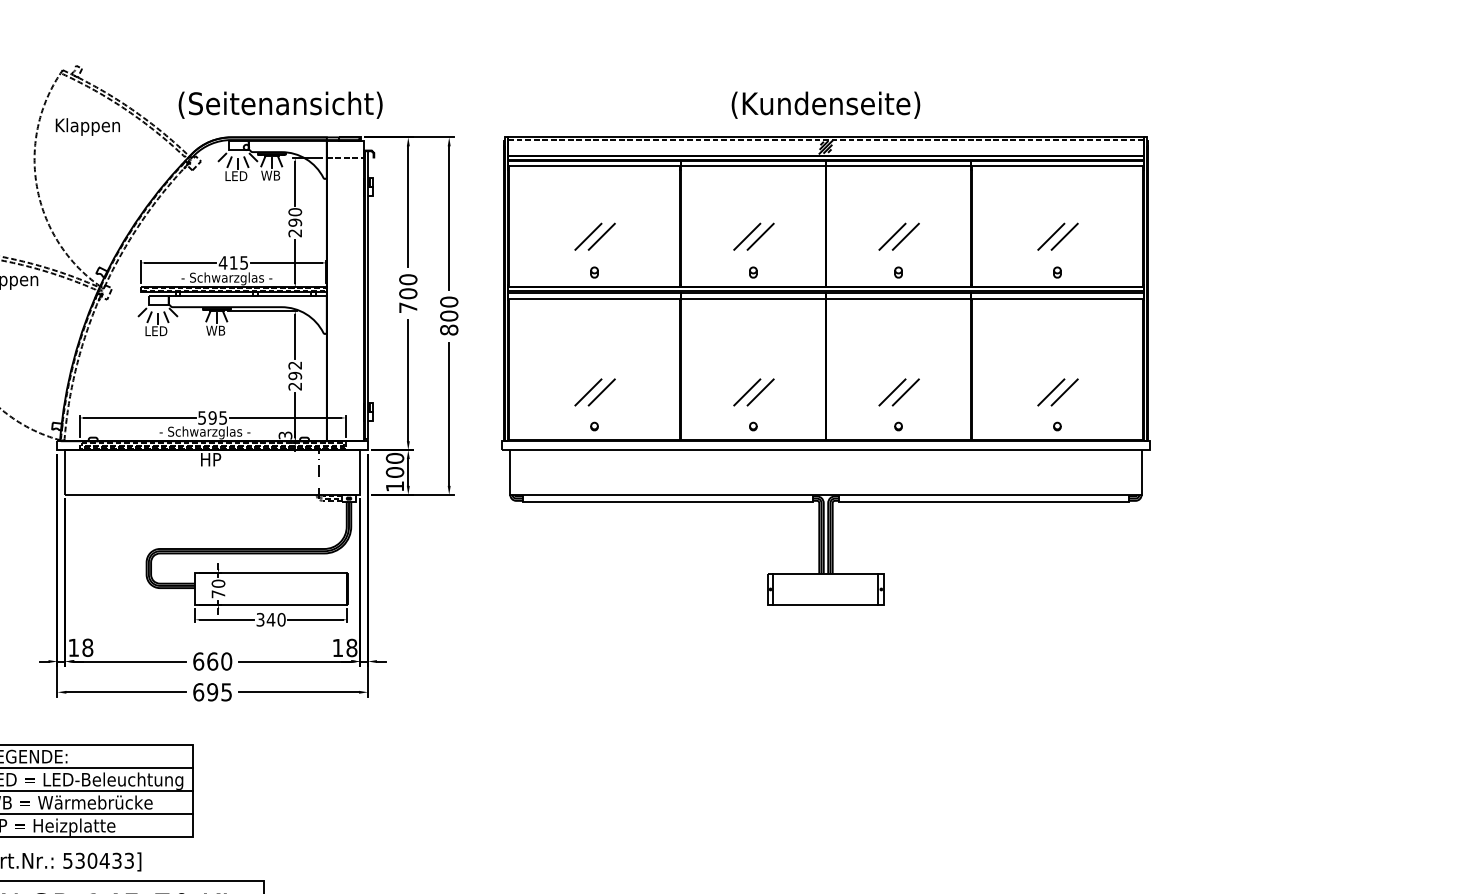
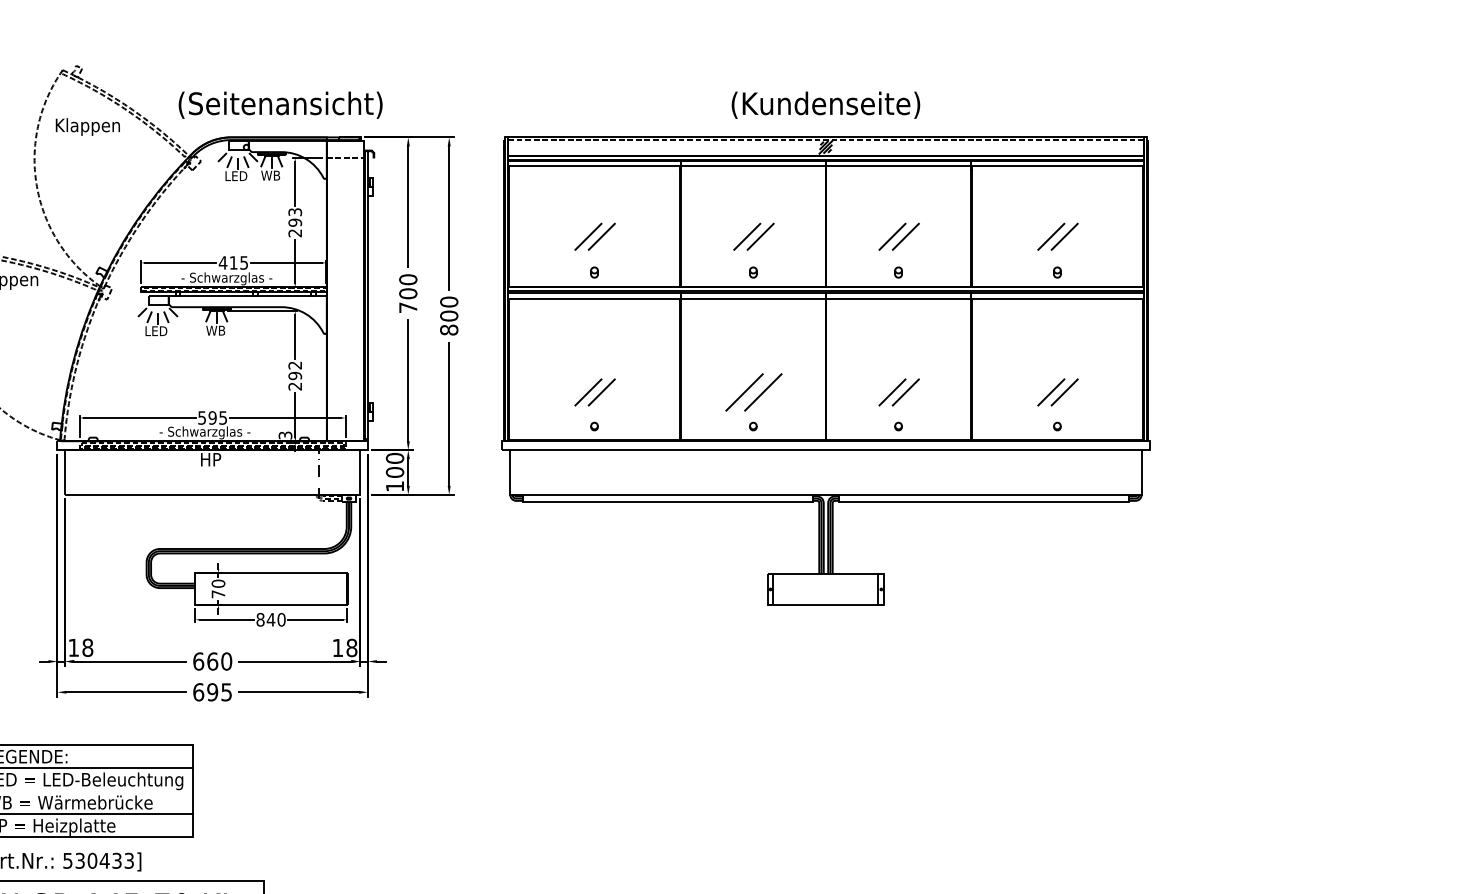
text: 290 -> 293 (295, 212)
part size: 42x29 px -> 58x39 px (753, 392)
text: 340 -> 840 (260, 619)
line: present -> none (97, 790)
